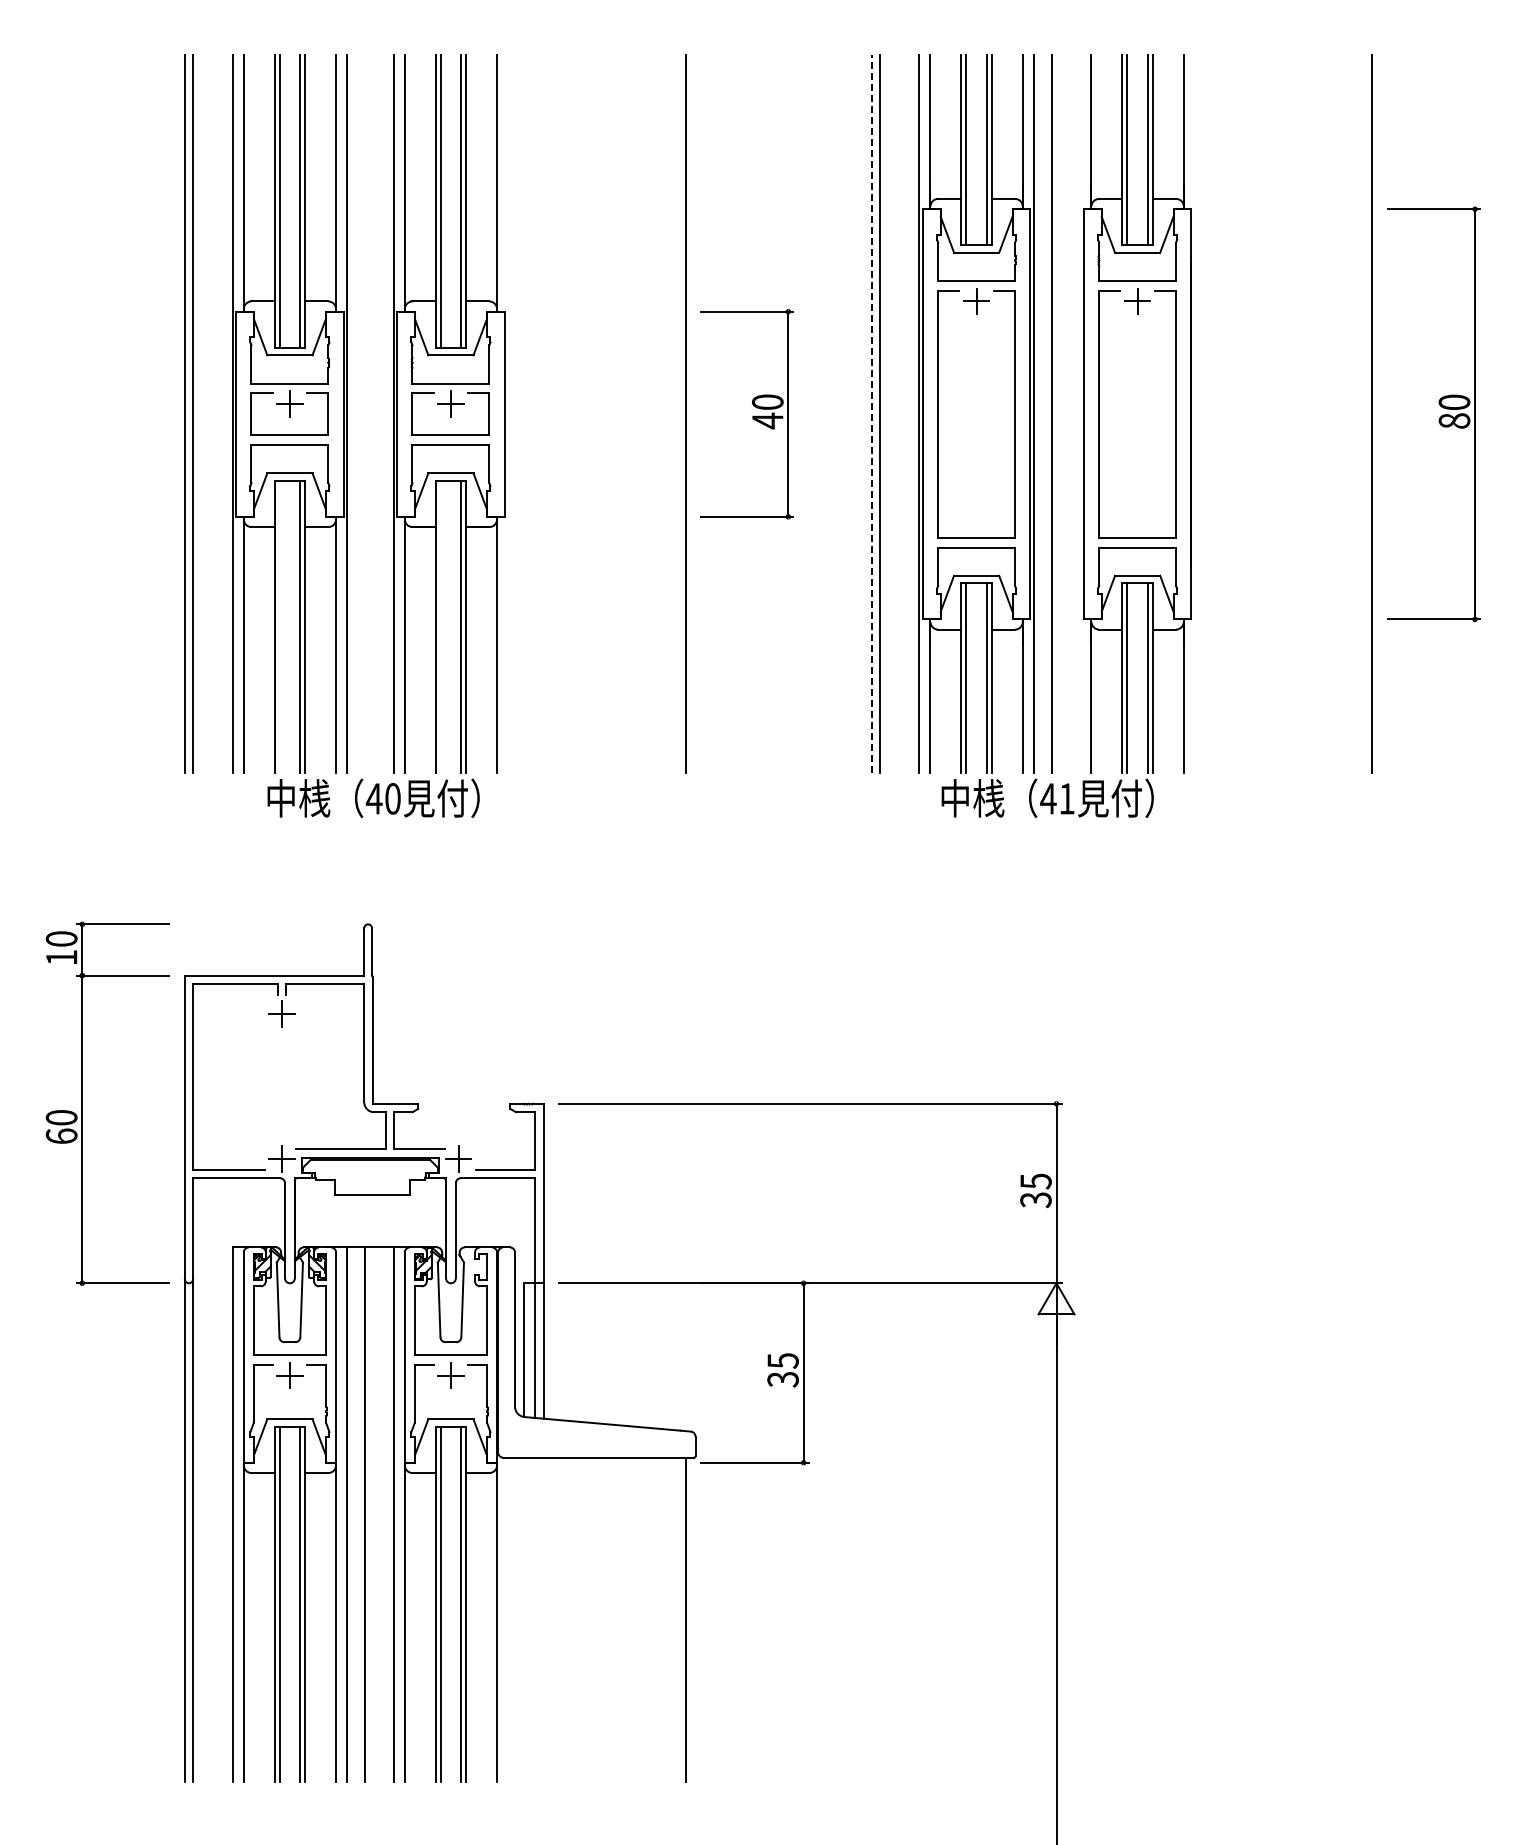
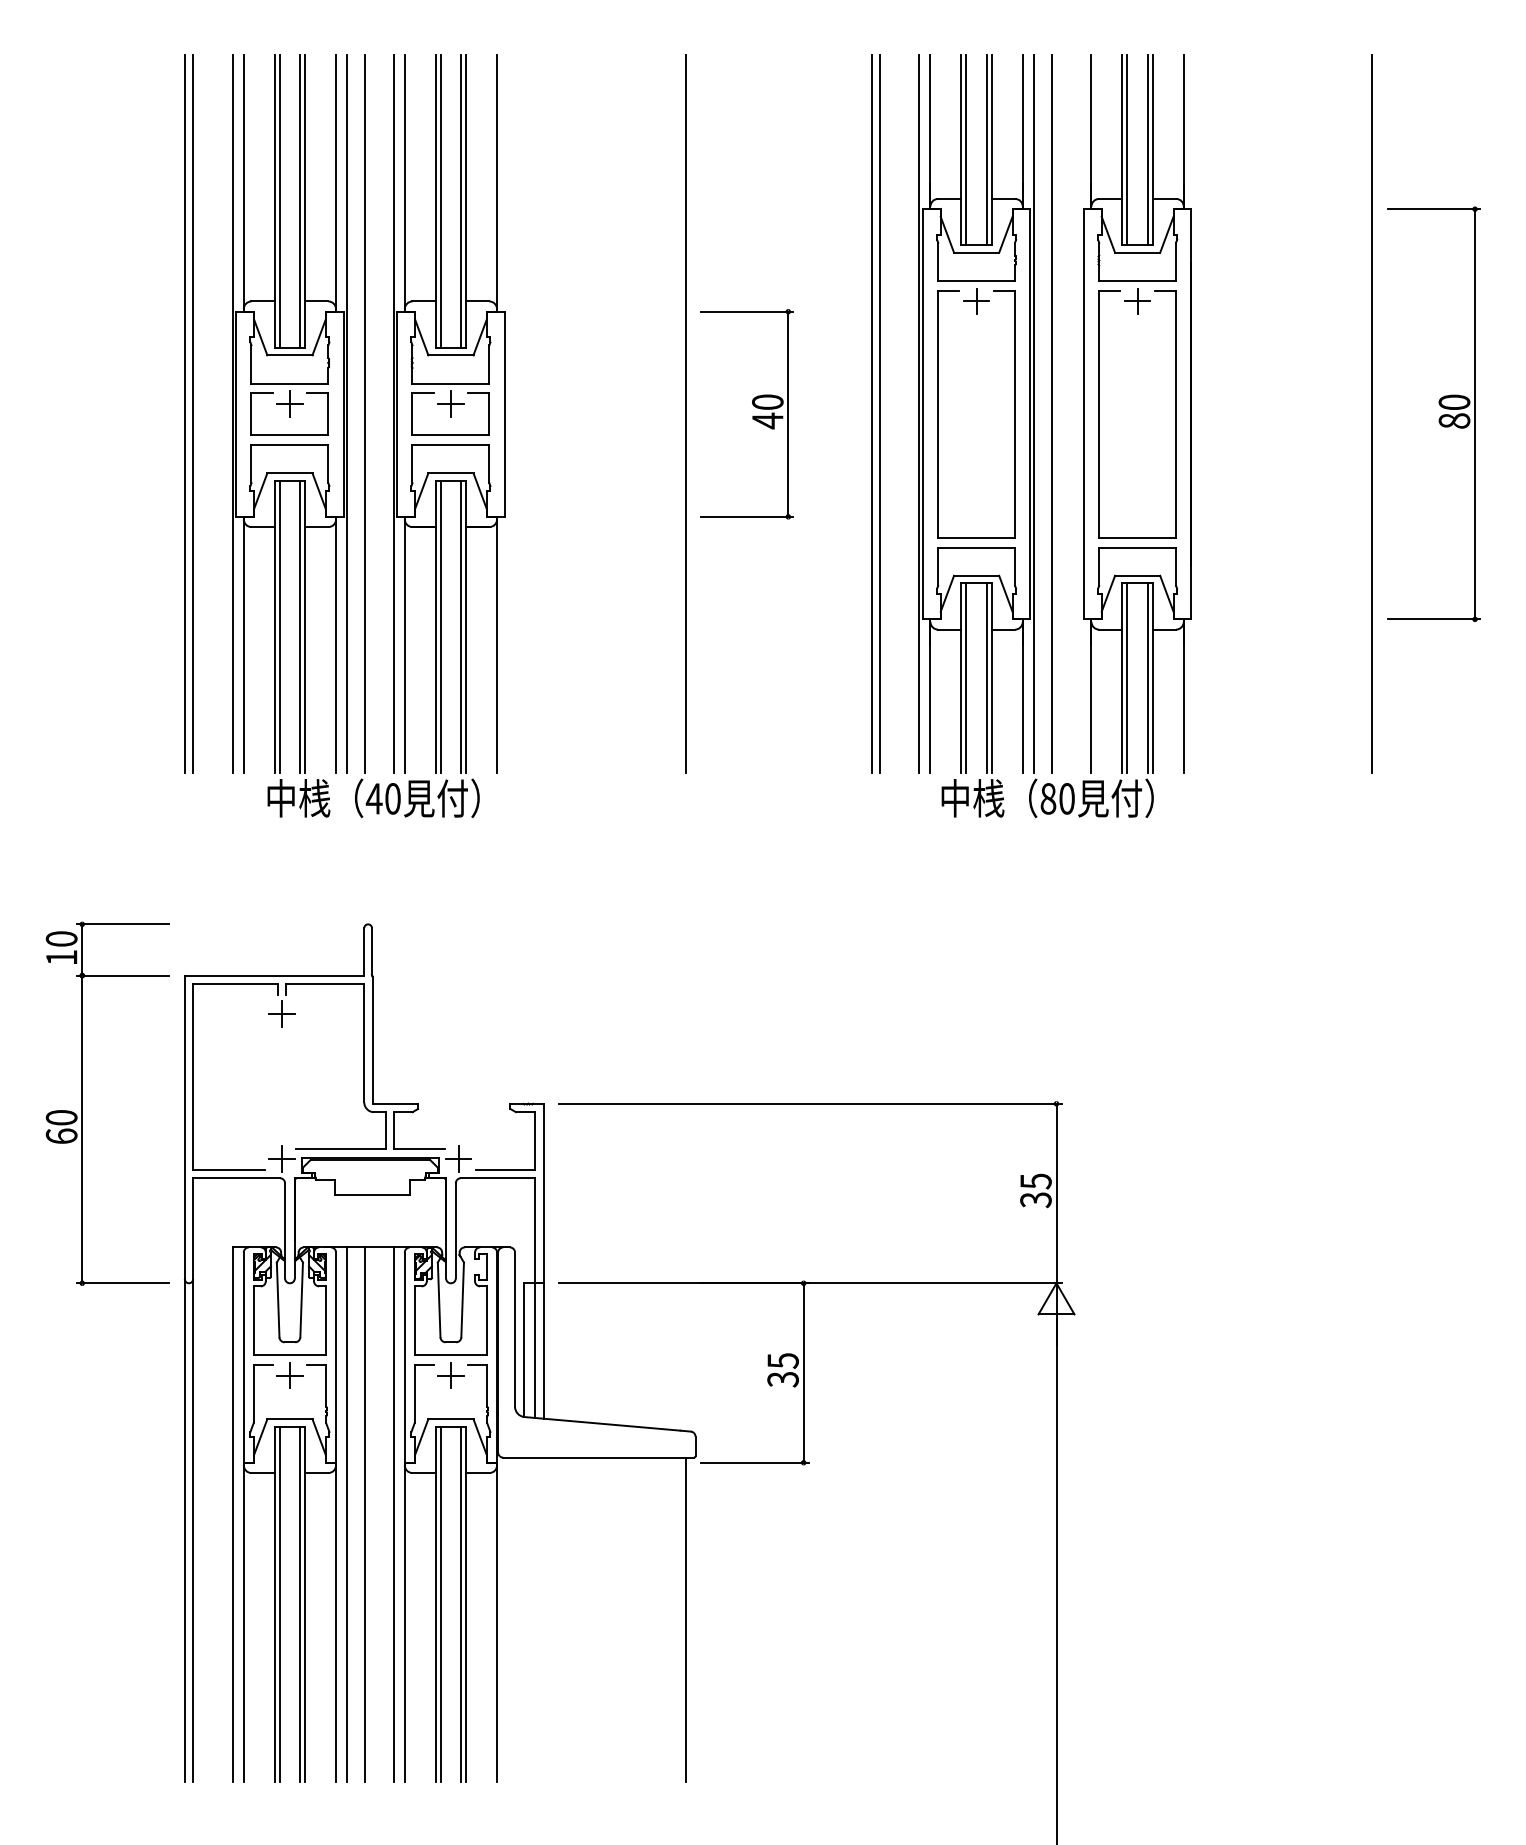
line: none -> present (365, 414)
line: dashed -> solid (871, 414)
line: none -> present (279, 626)
line: none -> present (440, 626)
text: 41 -> 80 (1056, 798)
